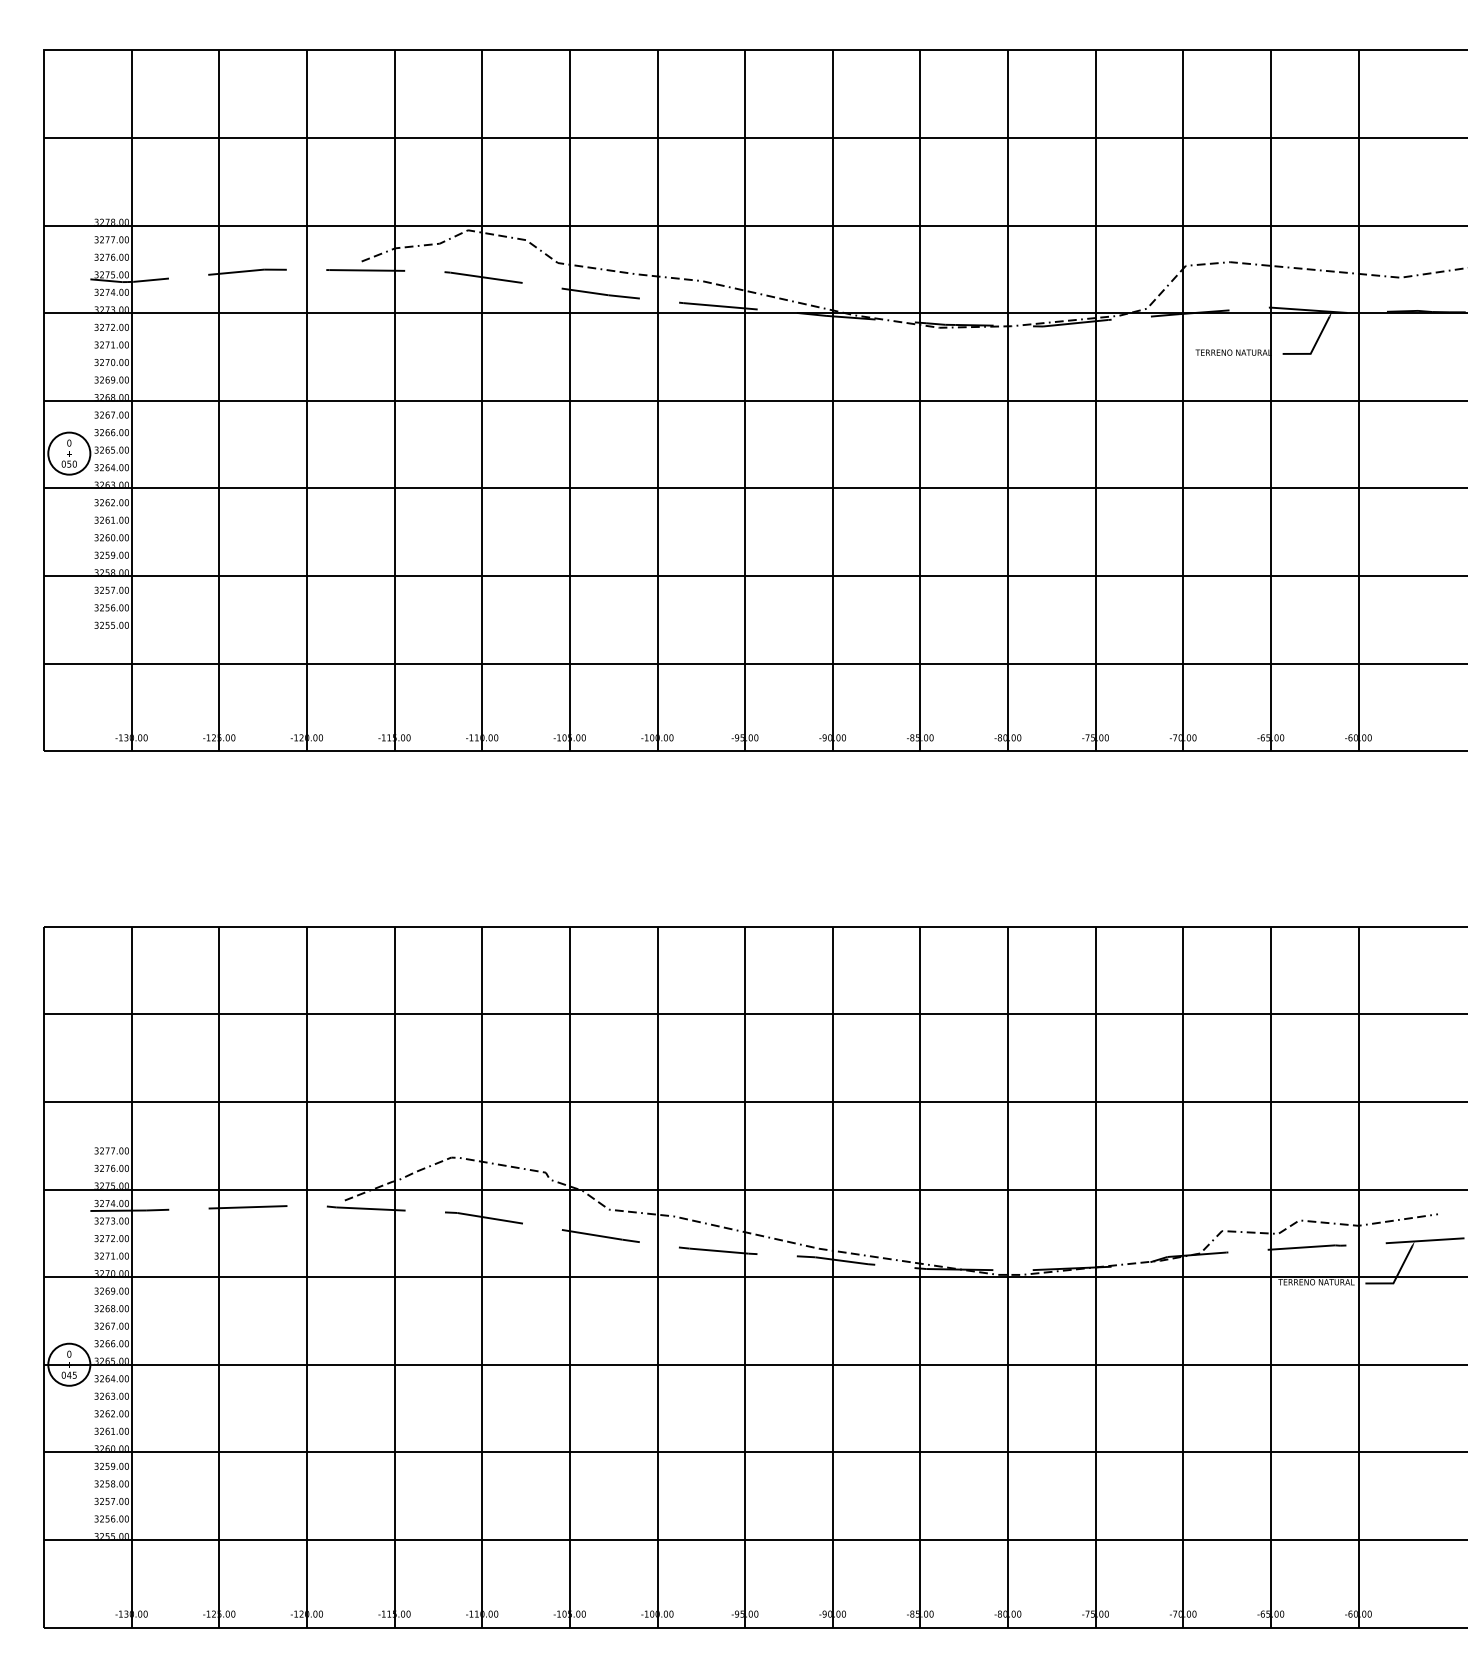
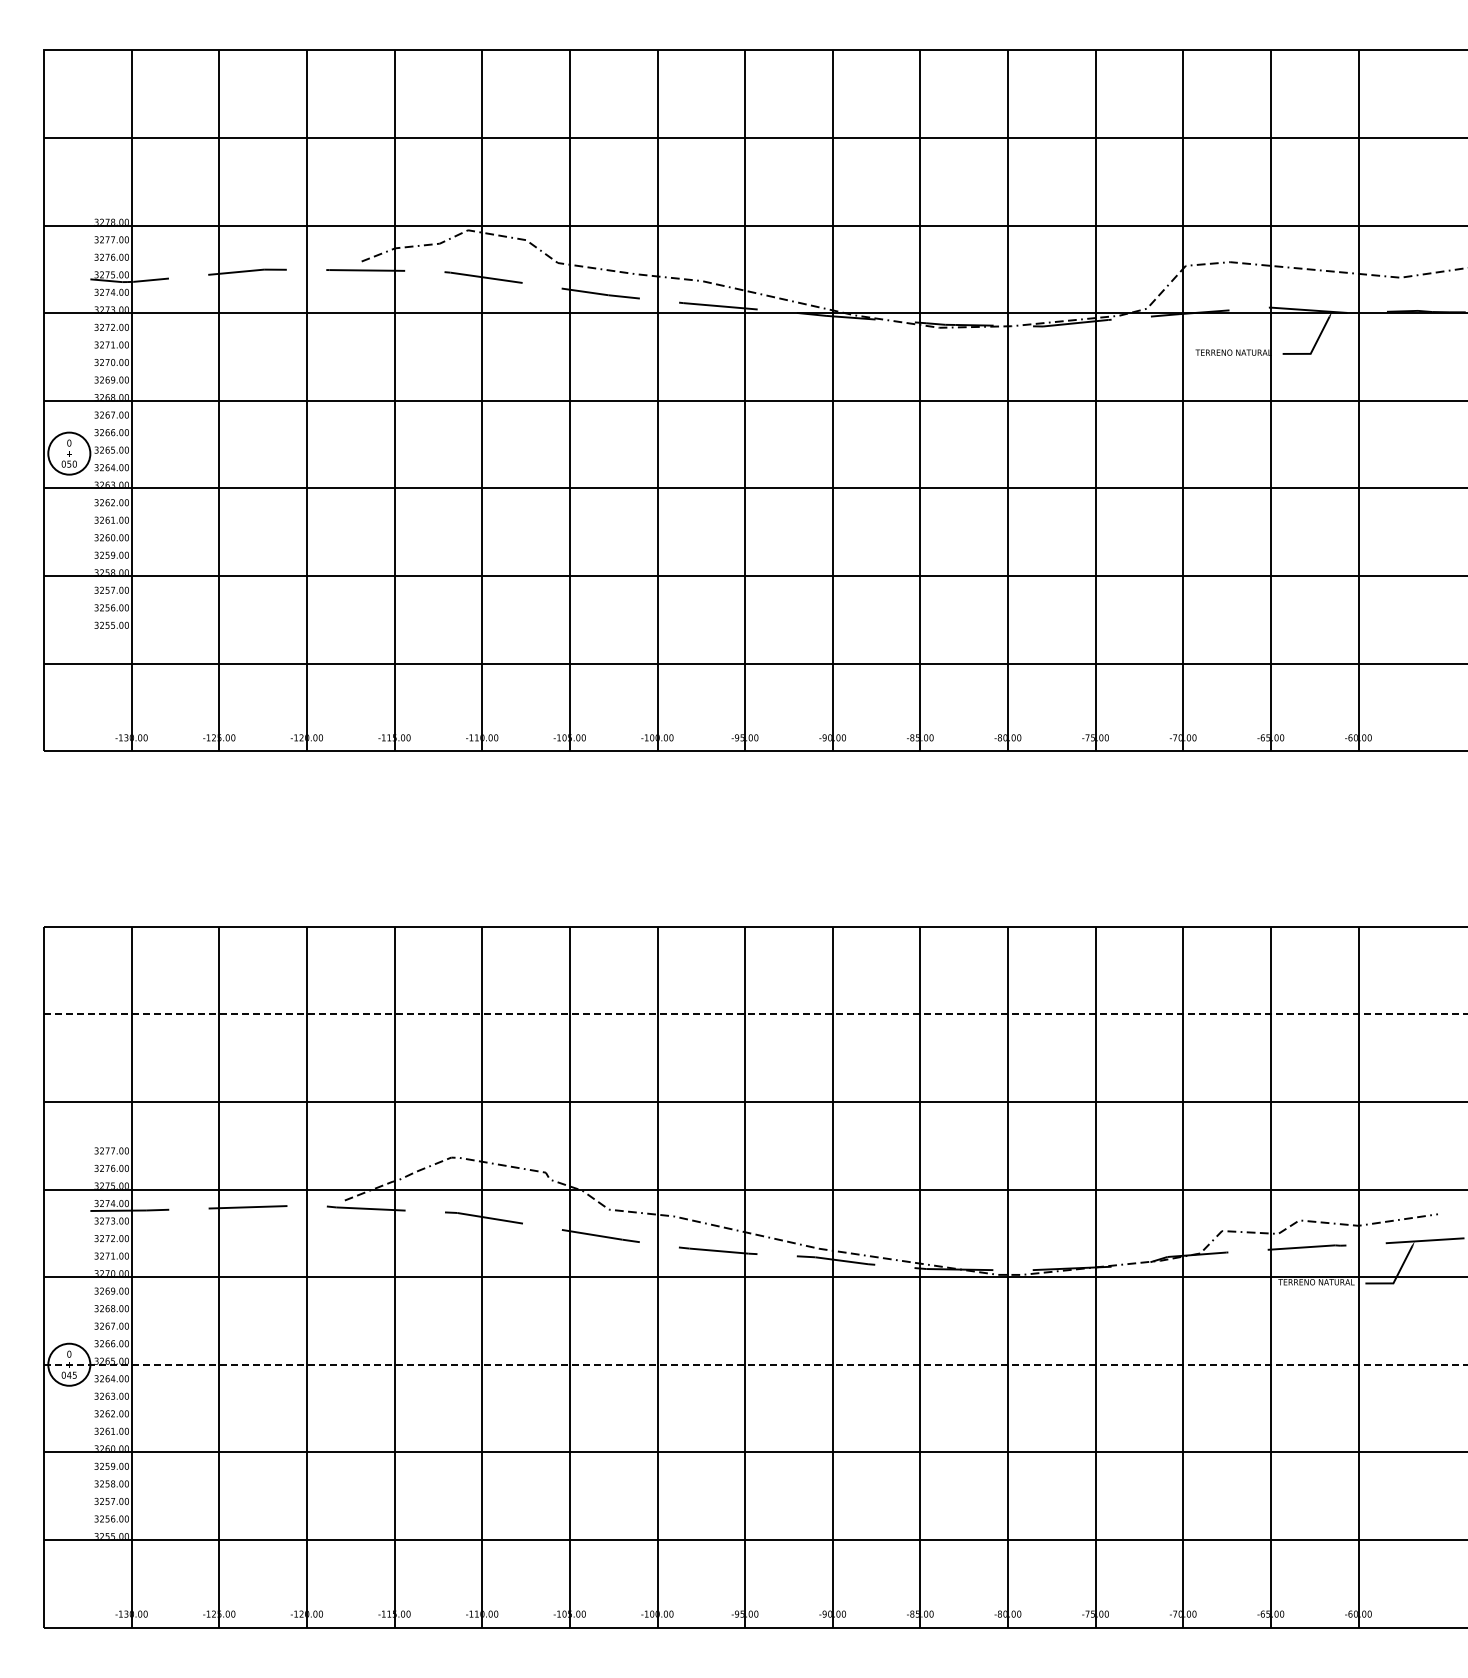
line: solid -> dashed (755, 1014)
line: solid -> dashed (755, 1364)
